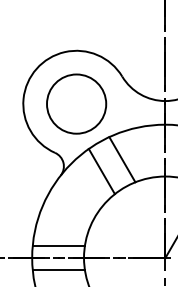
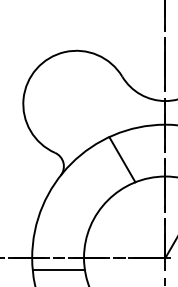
circle: present -> none (76, 103)
line: present -> none (101, 171)
line: present -> none (58, 246)
